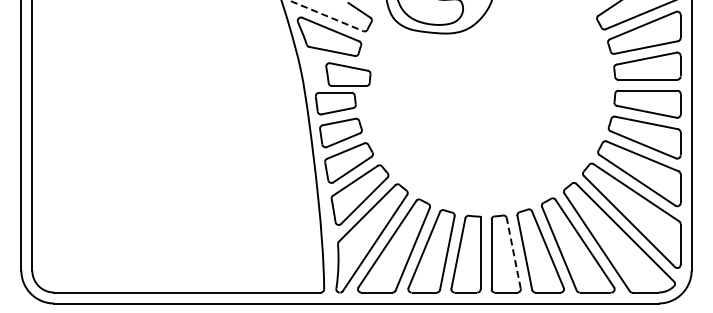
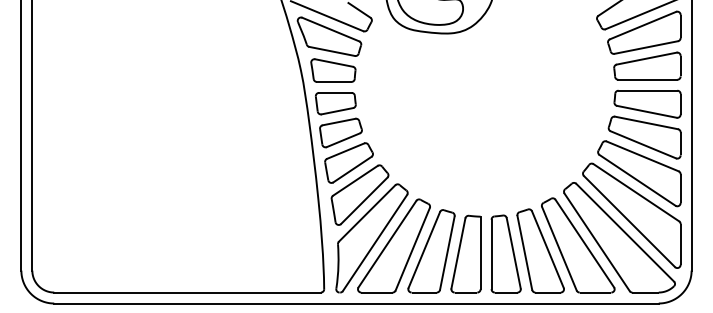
line: dashed -> solid (327, 16)
part position: (348, 74) -> (333, 70) (333, 70)
line: dashed -> solid (513, 253)
